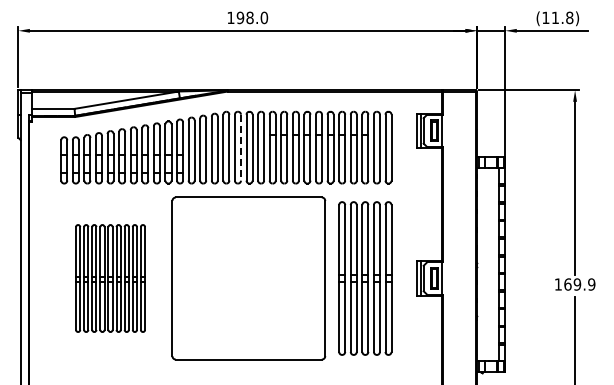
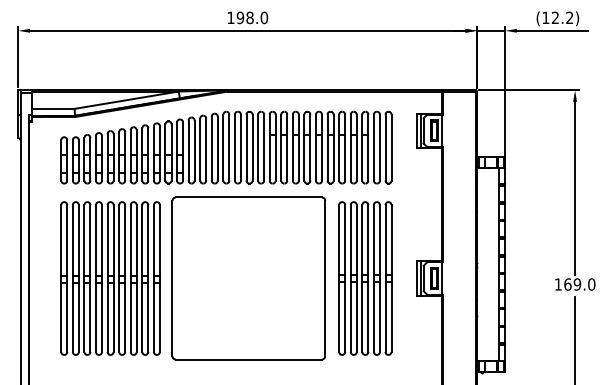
text: (11.8) -> (12.2) (562, 17)
line: dashed -> solid (240, 148)
part size: 71x109 px -> 101x155 px (110, 278)
text: 169.9 -> 169.0 (591, 284)
